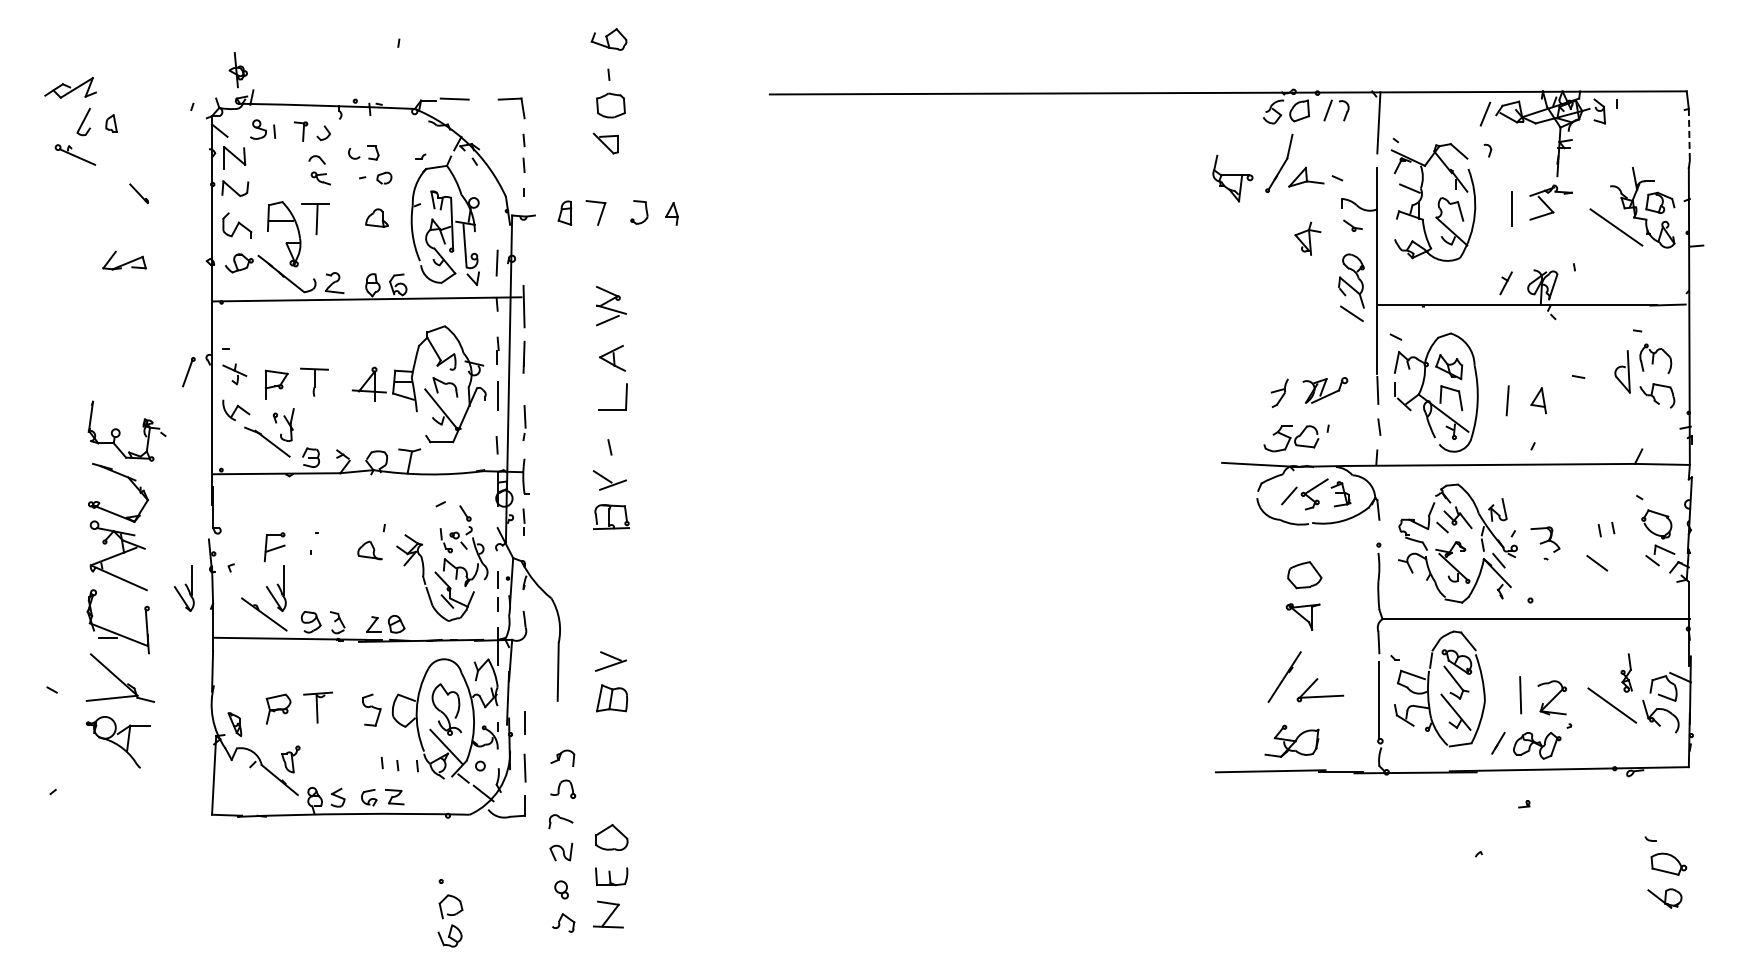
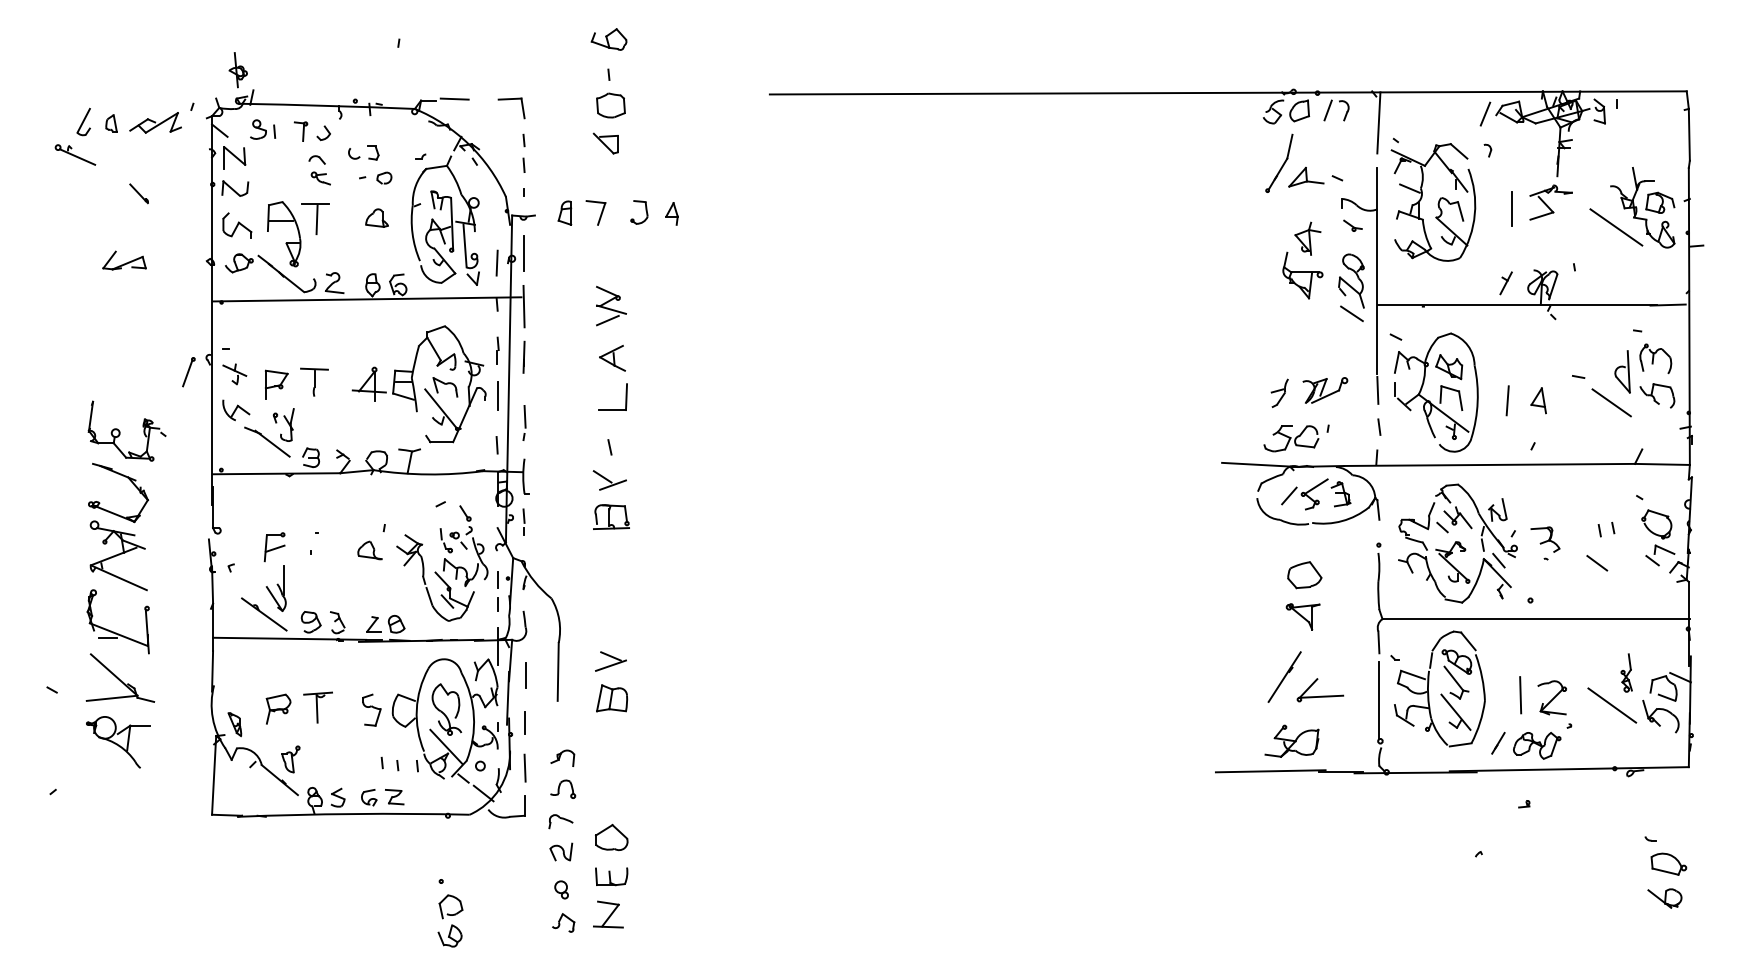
part position: (70, 87) -> (155, 122) (155, 122)
line: dashed -> solid (1689, 134)
part position: (1232, 178) -> (1302, 275) (1302, 275)
line: none -> present (523, 253)
line: none -> present (1611, 402)
part: present -> none (183, 588)
line: none -> present (525, 675)
